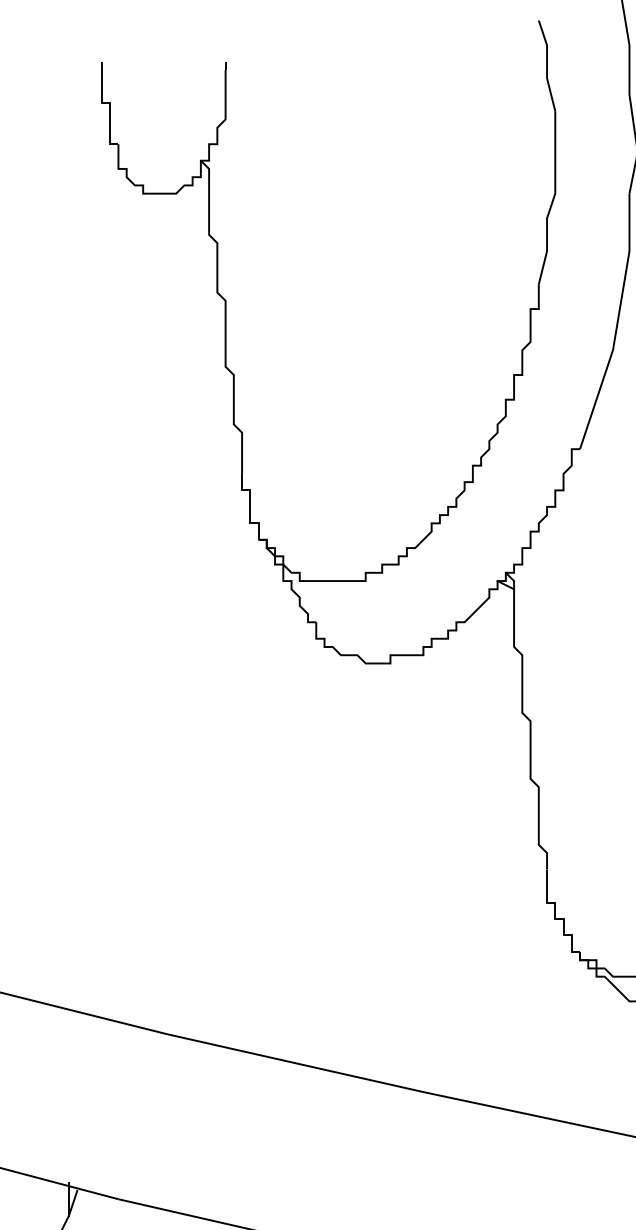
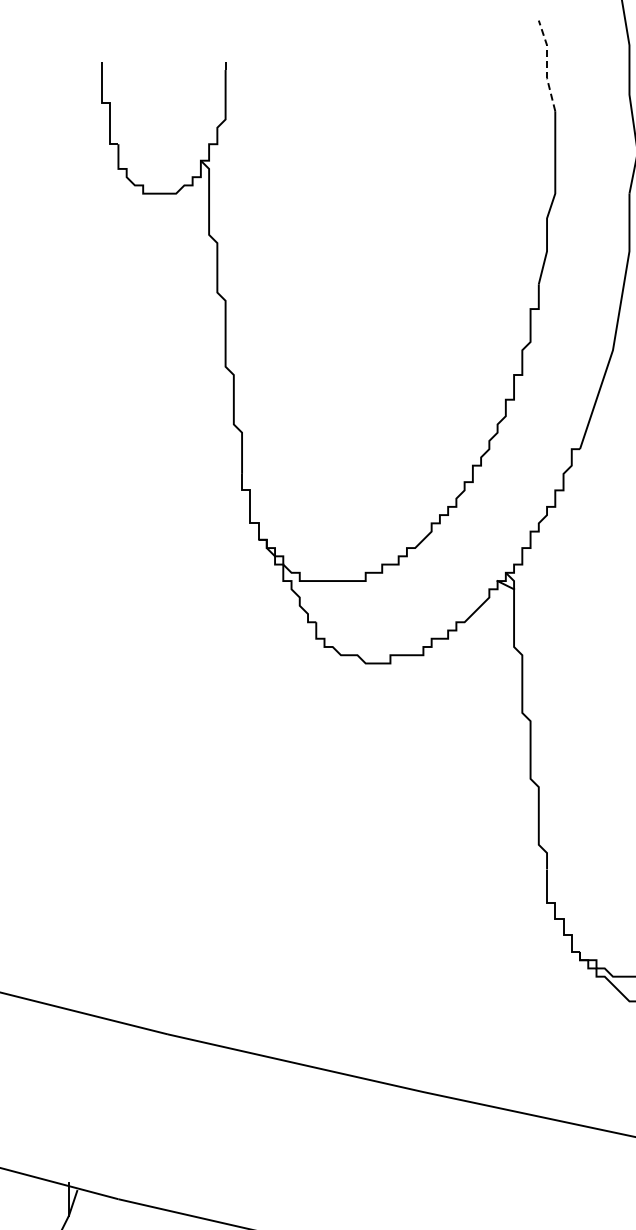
line: solid -> dashed (547, 65)
